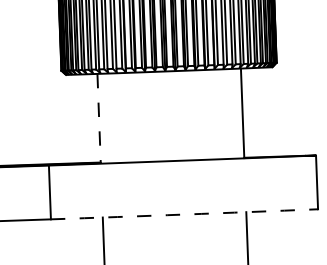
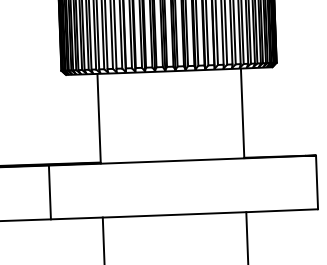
line: dashed -> solid (99, 118)
arc: dashed -> solid (184, 214)
